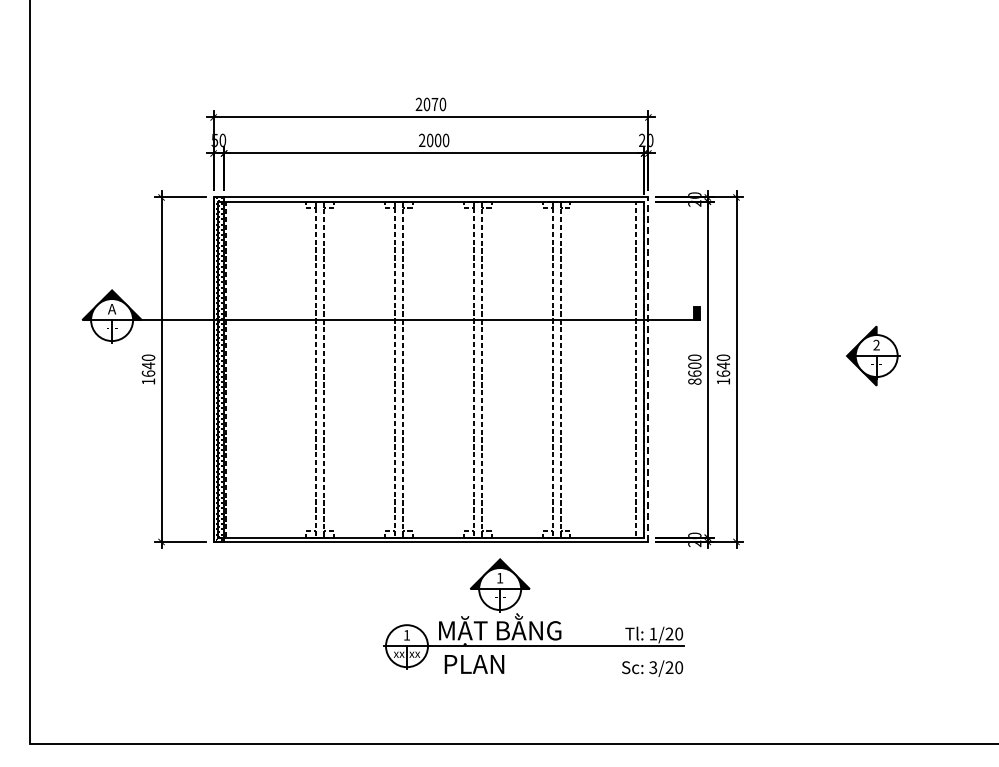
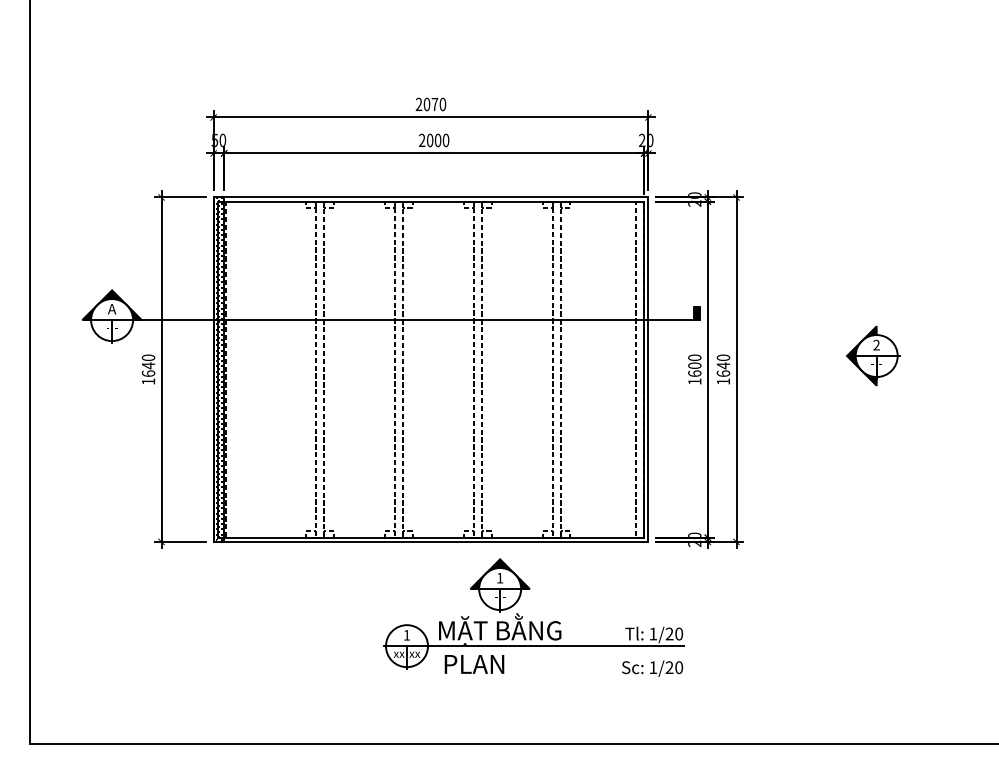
line: dashed -> solid (648, 369)
text: 8600 -> 1600 (694, 381)
text: 3/20 -> 1/20 (653, 667)
